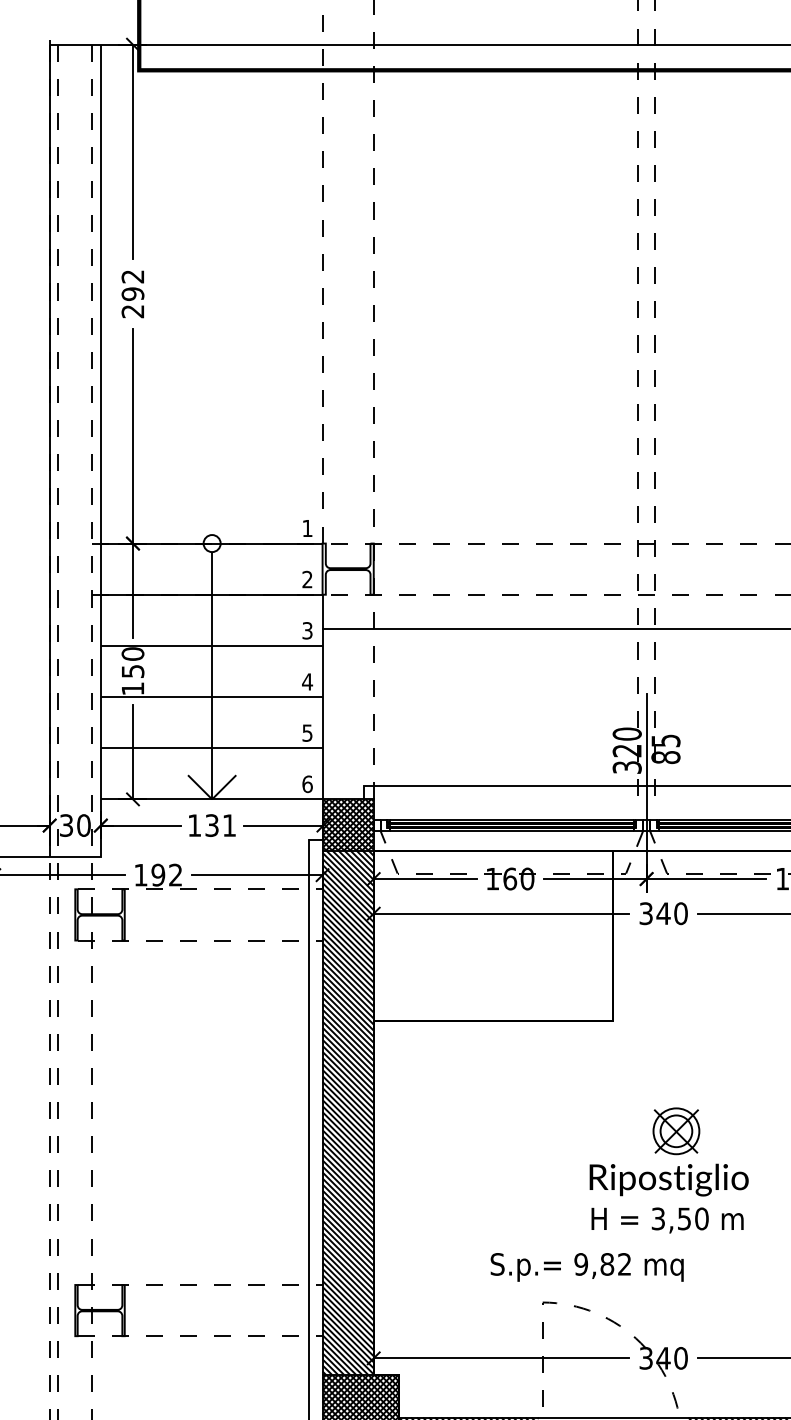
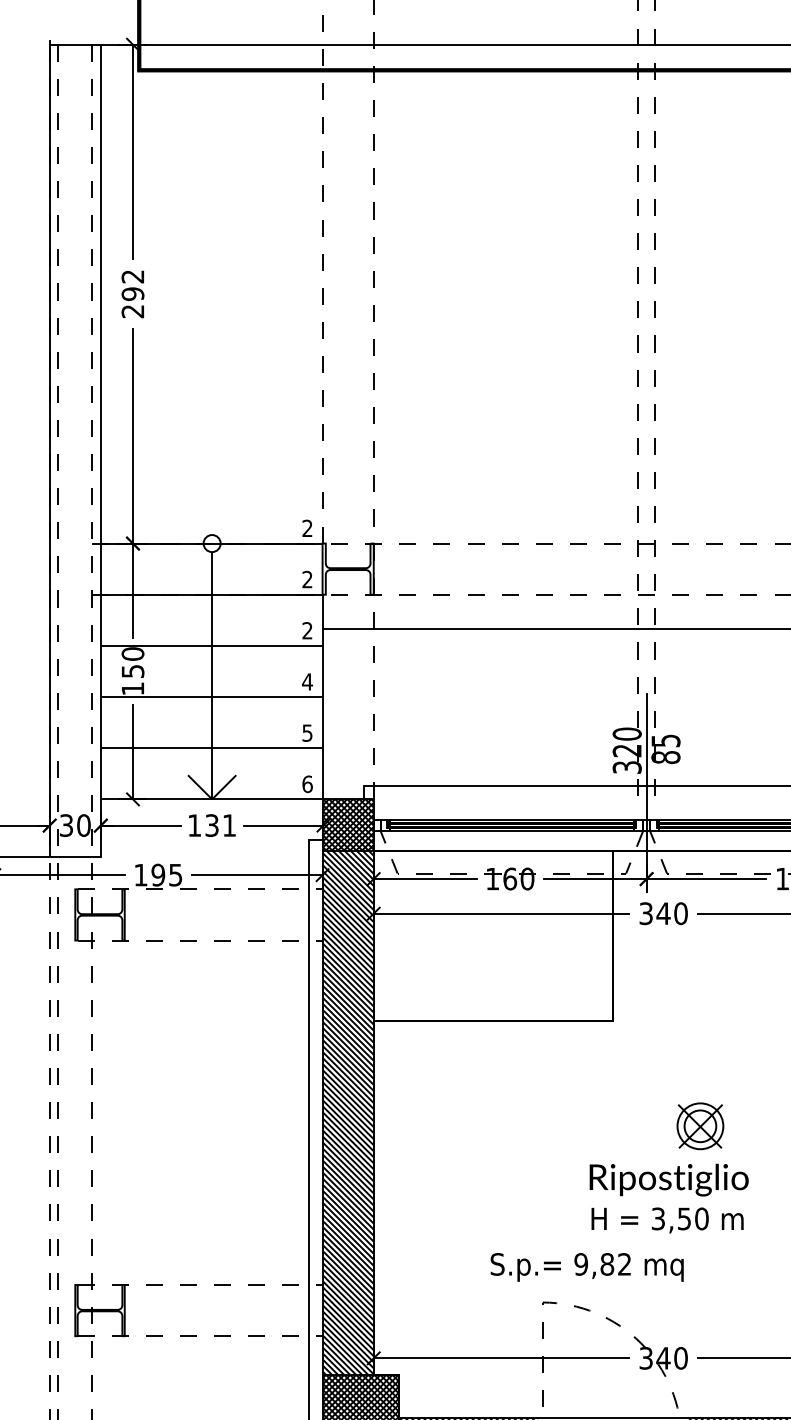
text: 1 -> 2 (307, 527)
text: 3 -> 2 (307, 630)
text: 192 -> 195 (175, 874)
part position: (676, 1131) -> (700, 1126) (700, 1126)
